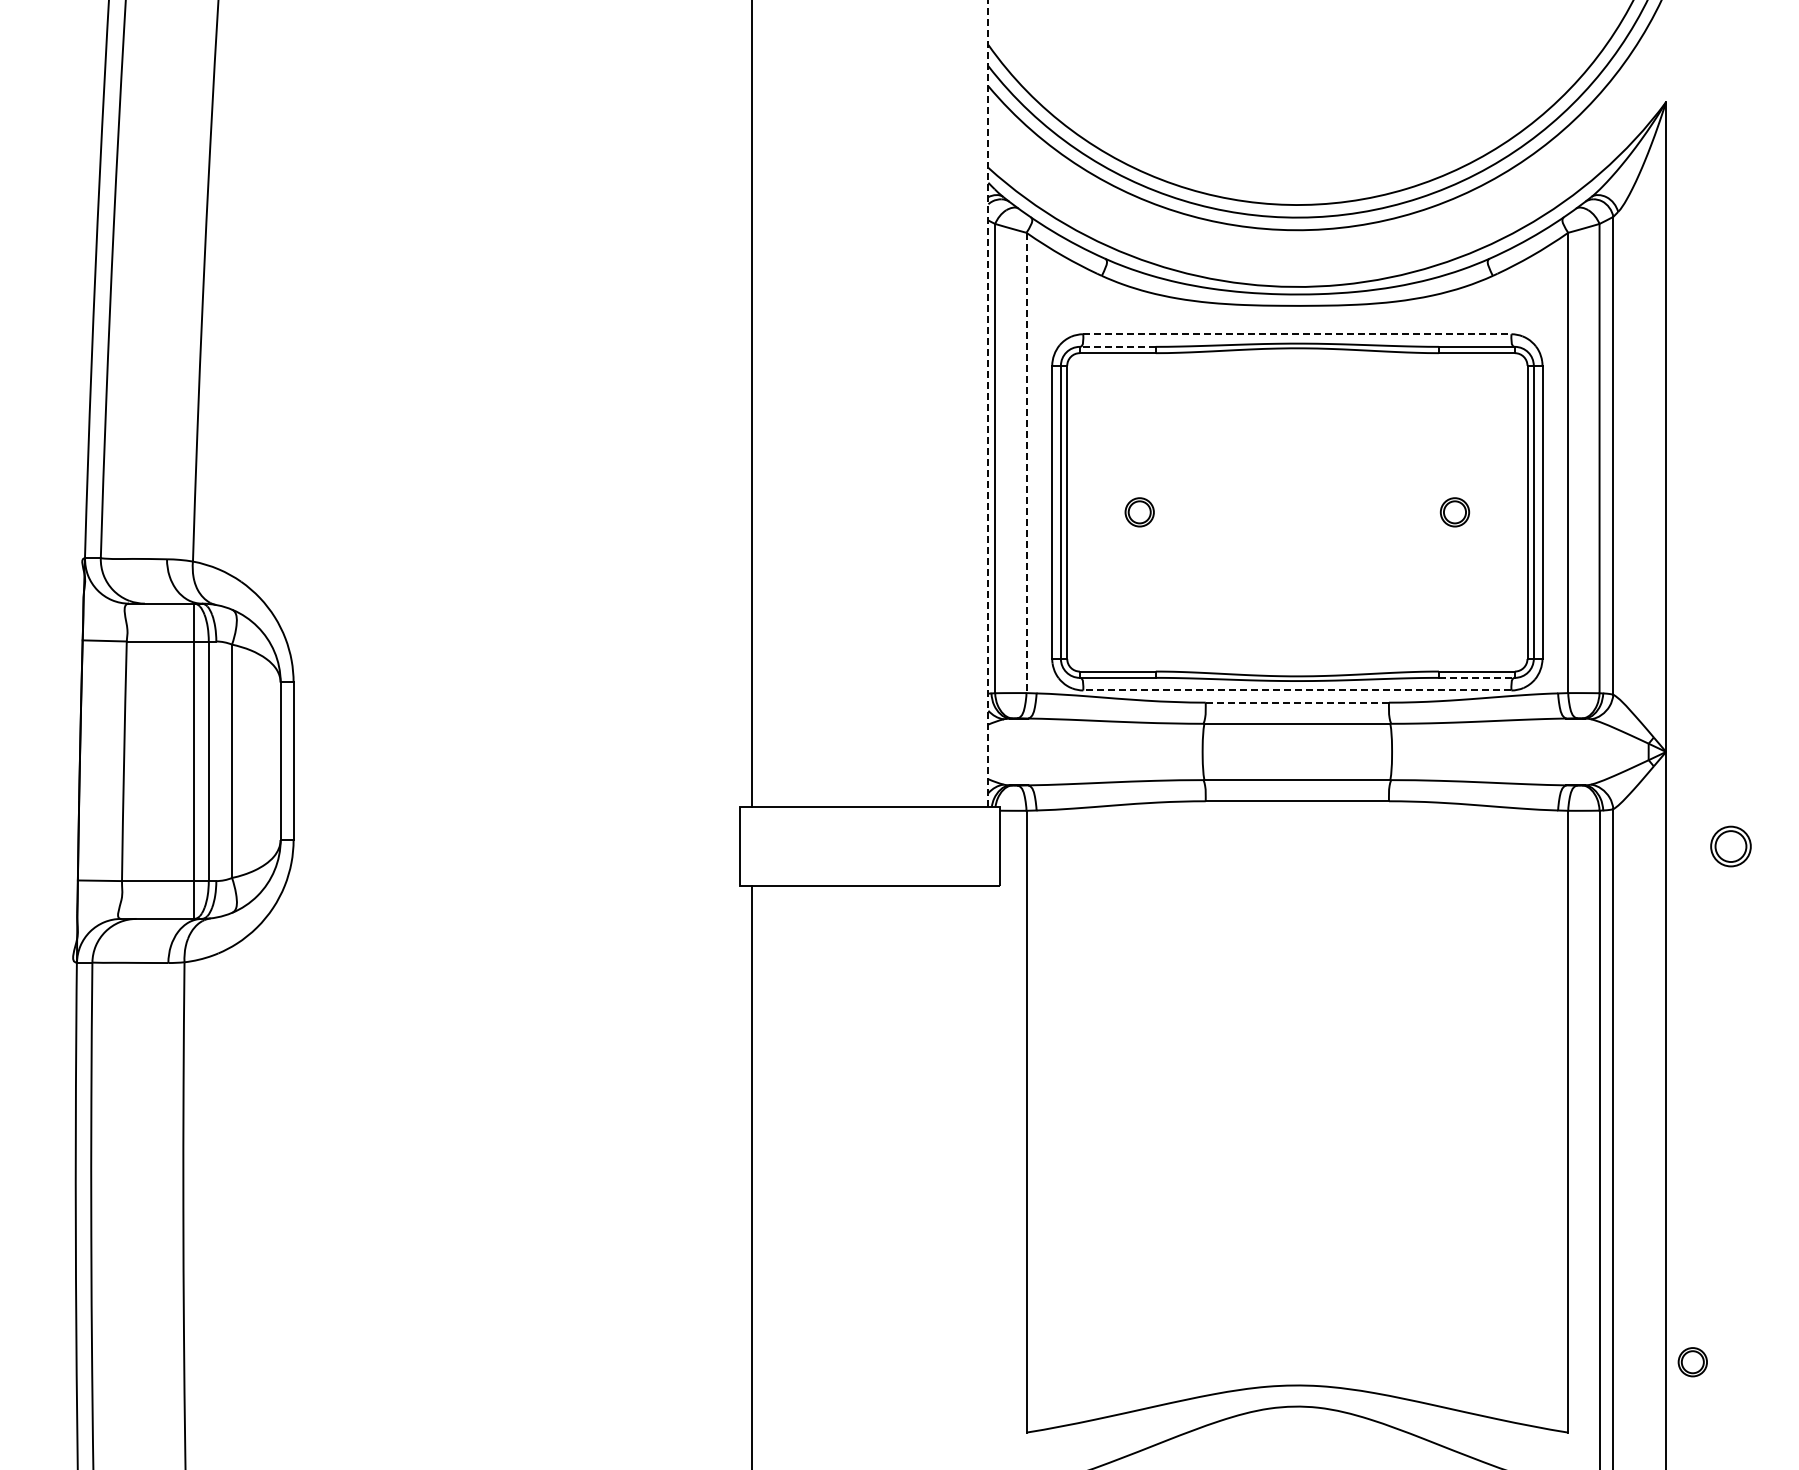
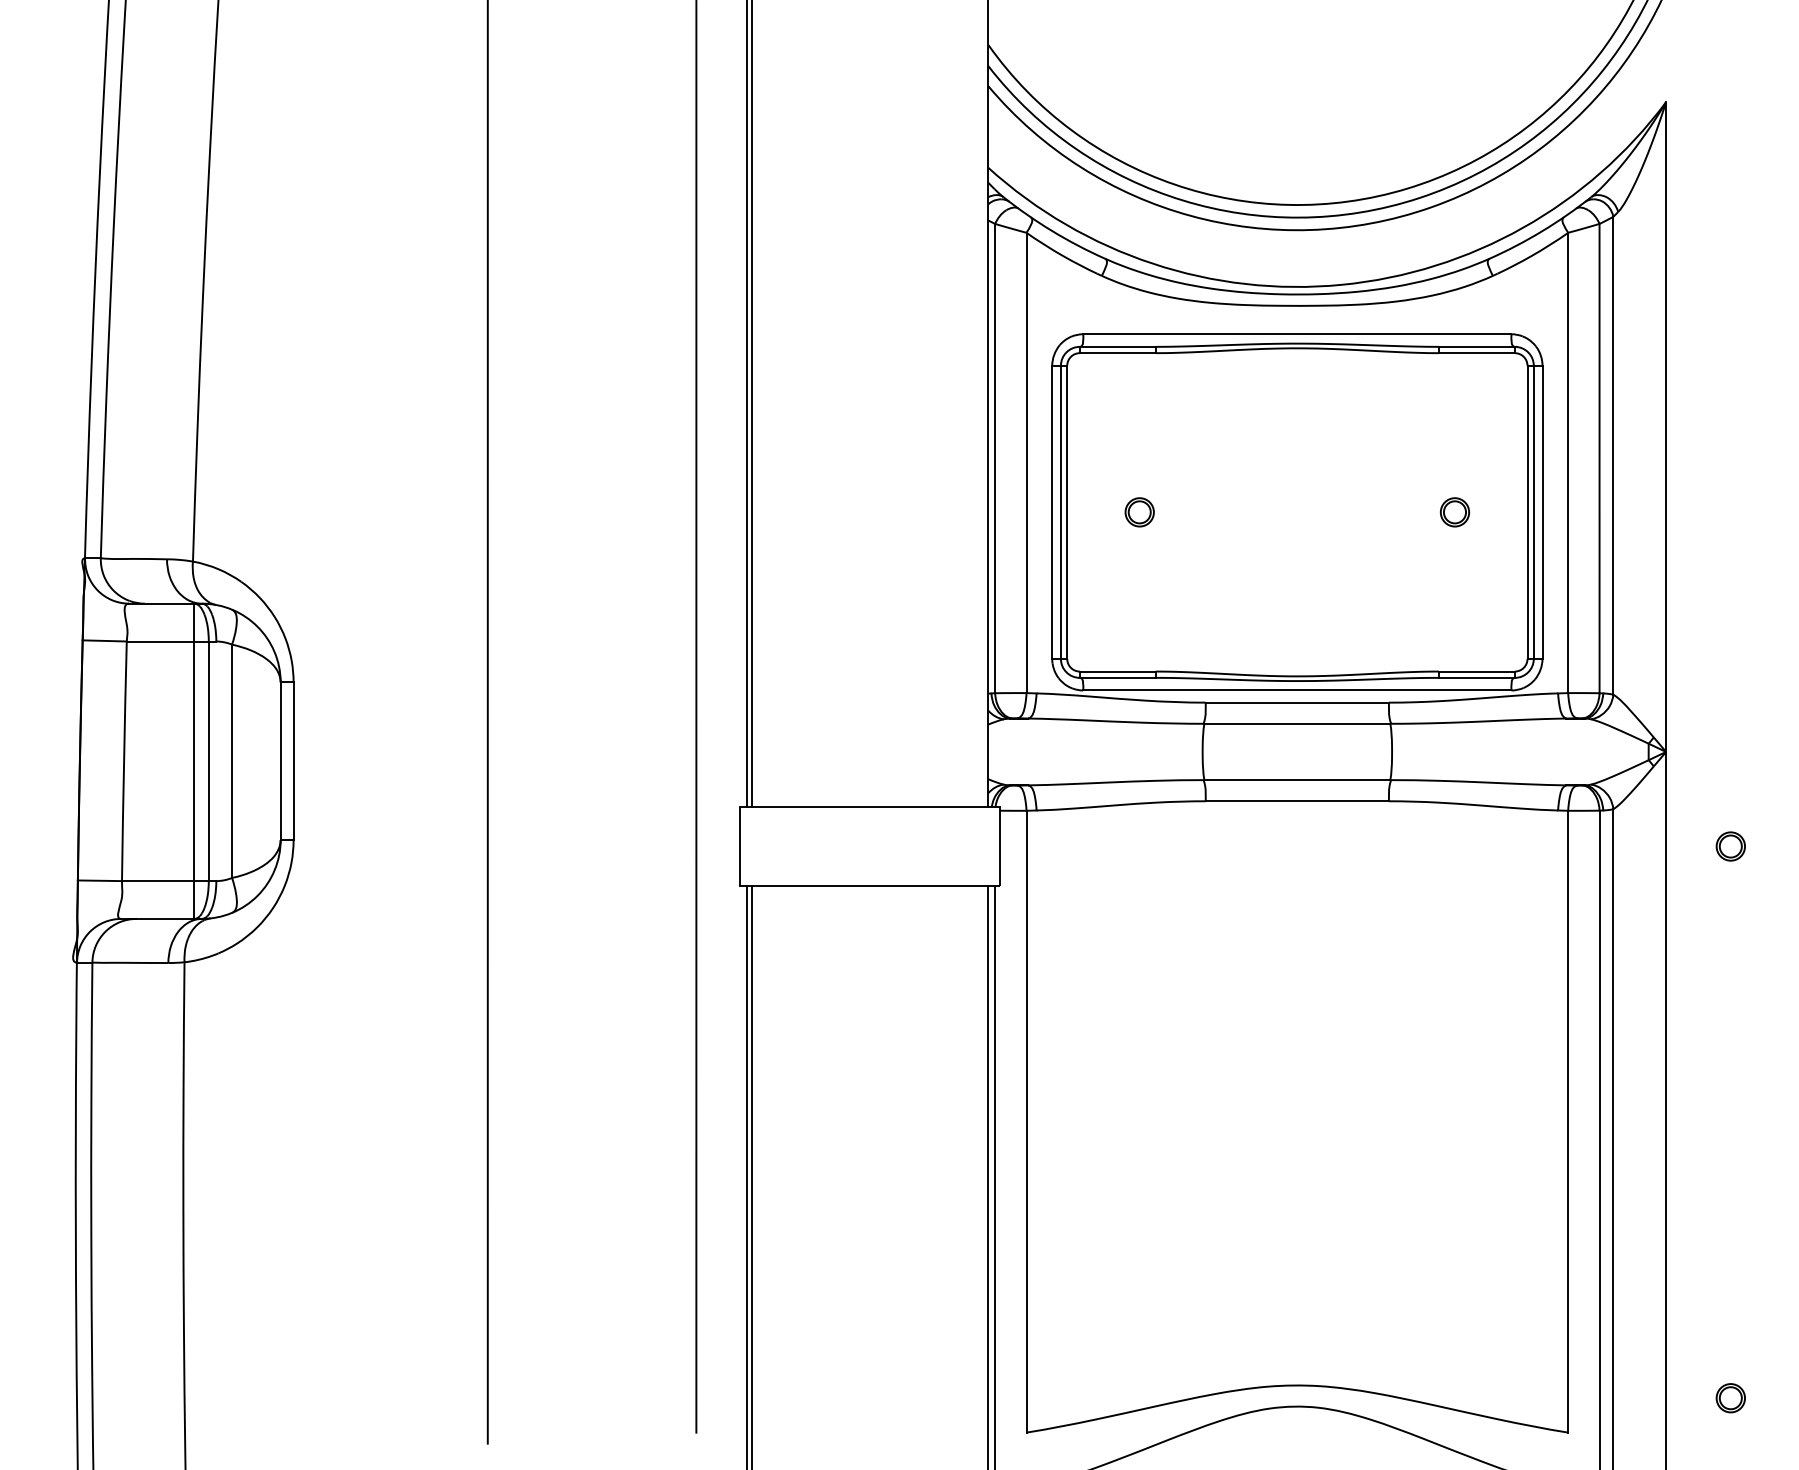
line: dashed -> solid (1297, 334)
line: dashed -> solid (1117, 346)
line: dashed -> solid (988, 403)
line: none -> present (746, 404)
line: dashed -> solid (1026, 463)
line: dashed -> solid (1476, 677)
line: dashed -> solid (1296, 690)
line: dashed -> solid (1297, 702)
line: none -> present (696, 717)
line: none -> present (487, 722)
part size: 42x43 px -> 31x31 px (1730, 846)
line: none -> present (746, 1175)
line: none -> present (988, 1175)
line: none -> present (995, 1175)
part position: (1692, 1362) -> (1730, 1398) (1730, 1398)
